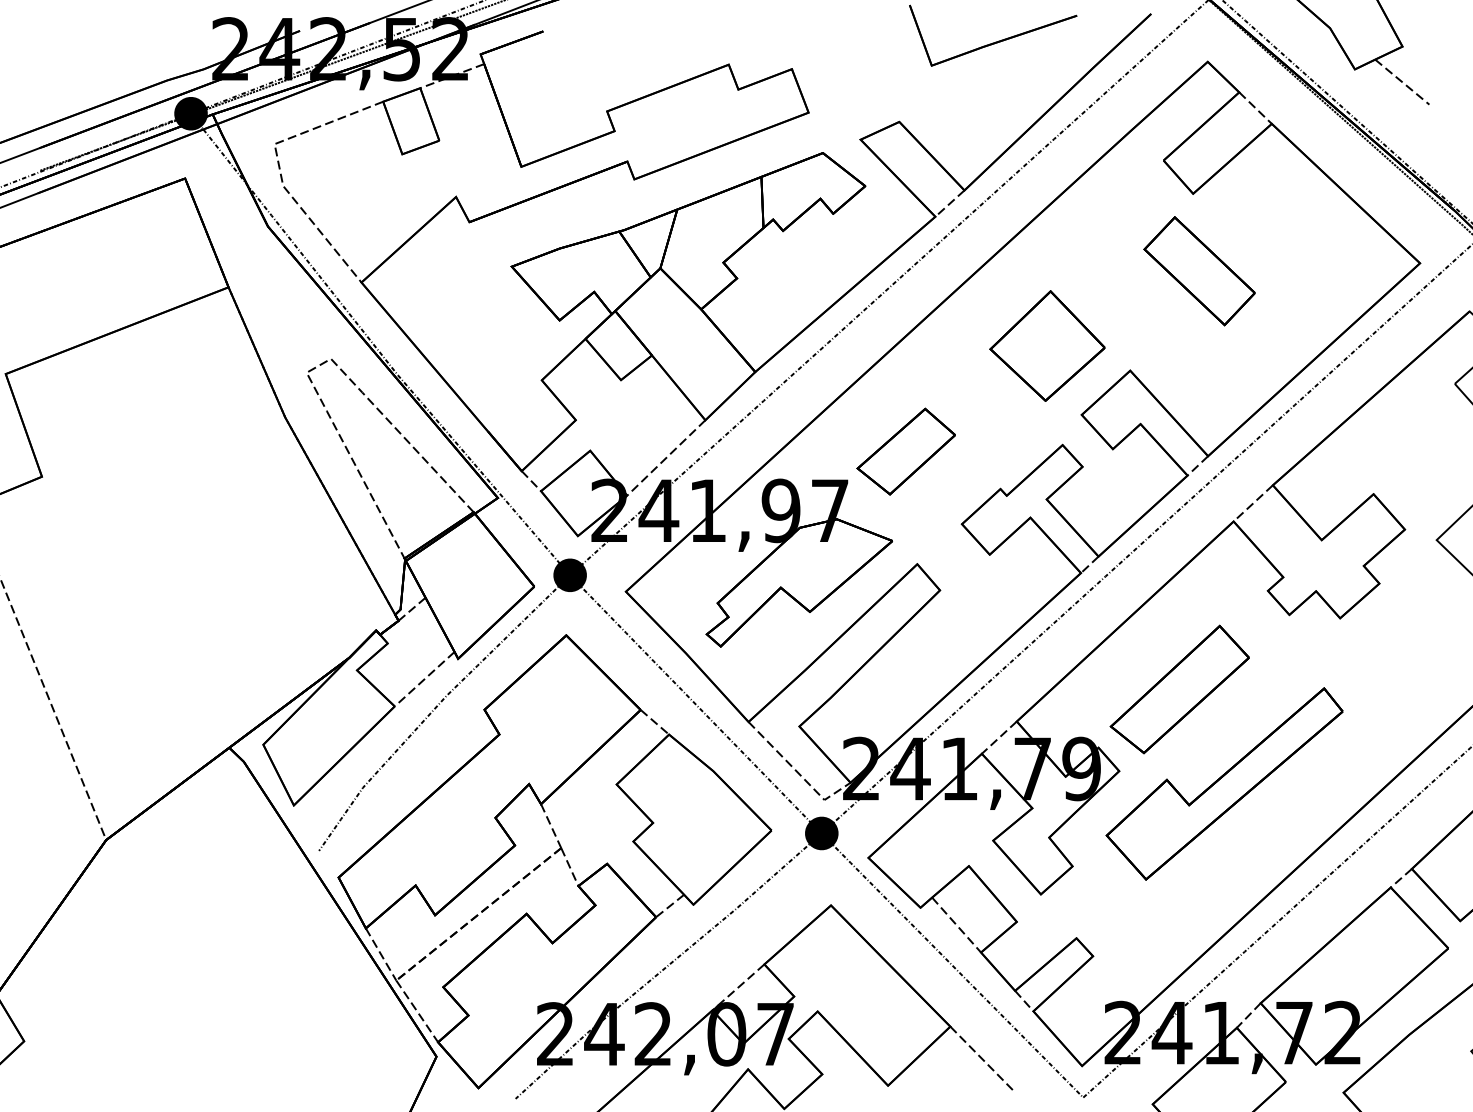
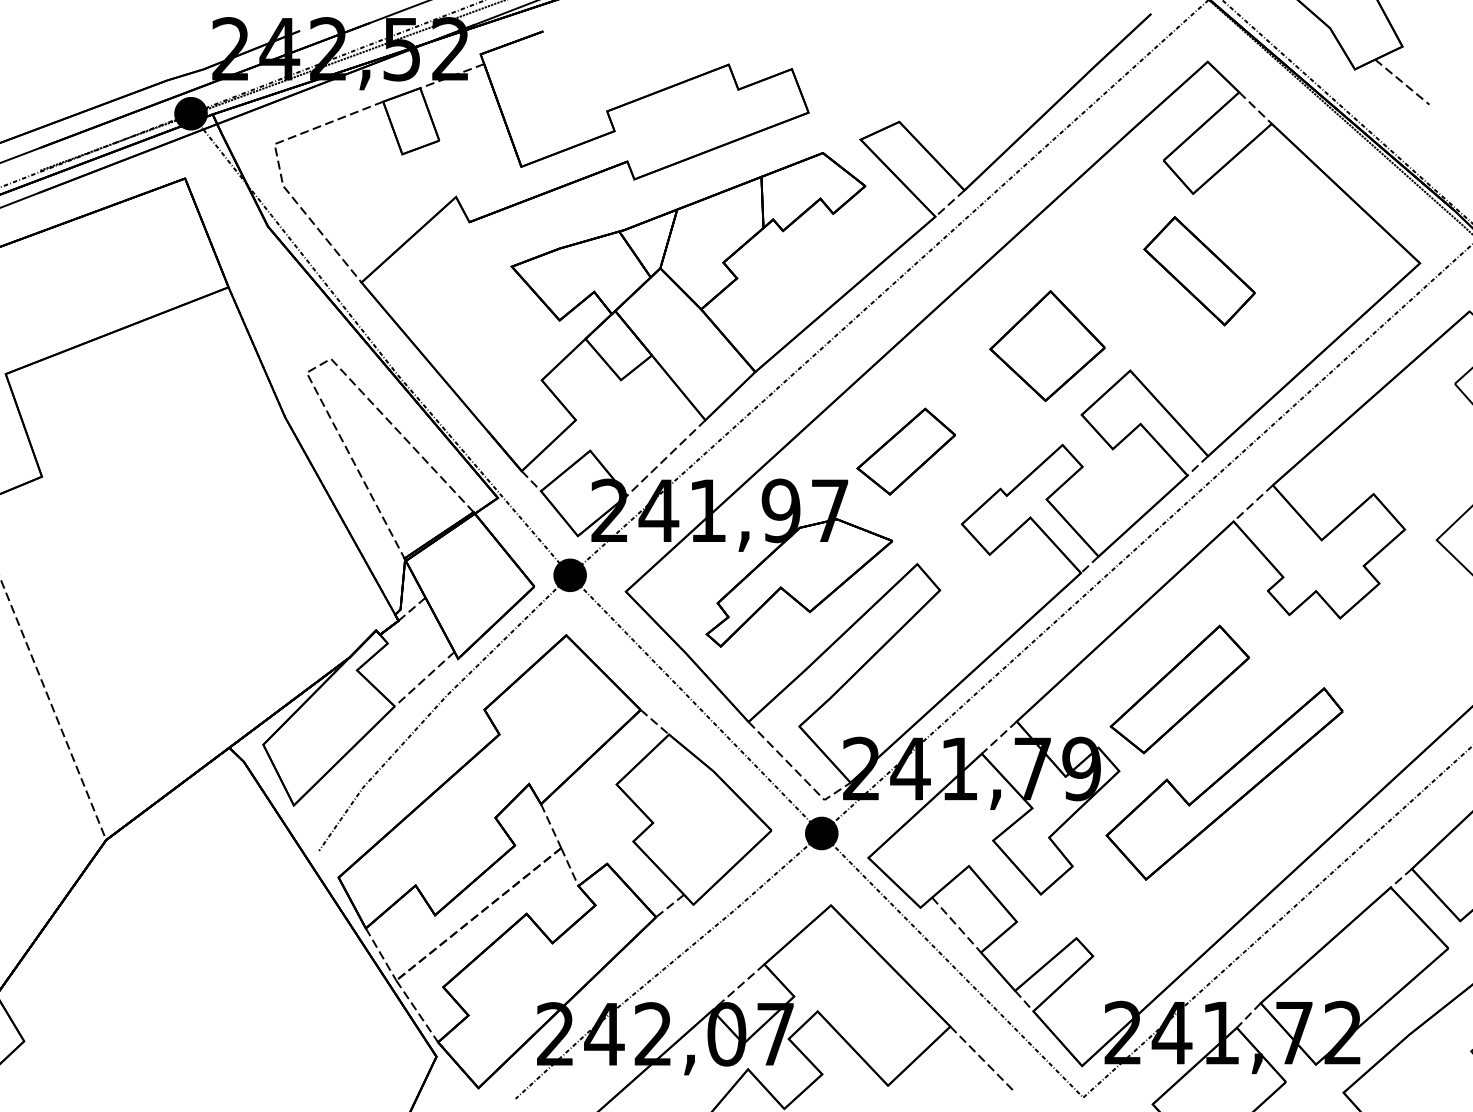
part: present -> none (995, 41)
